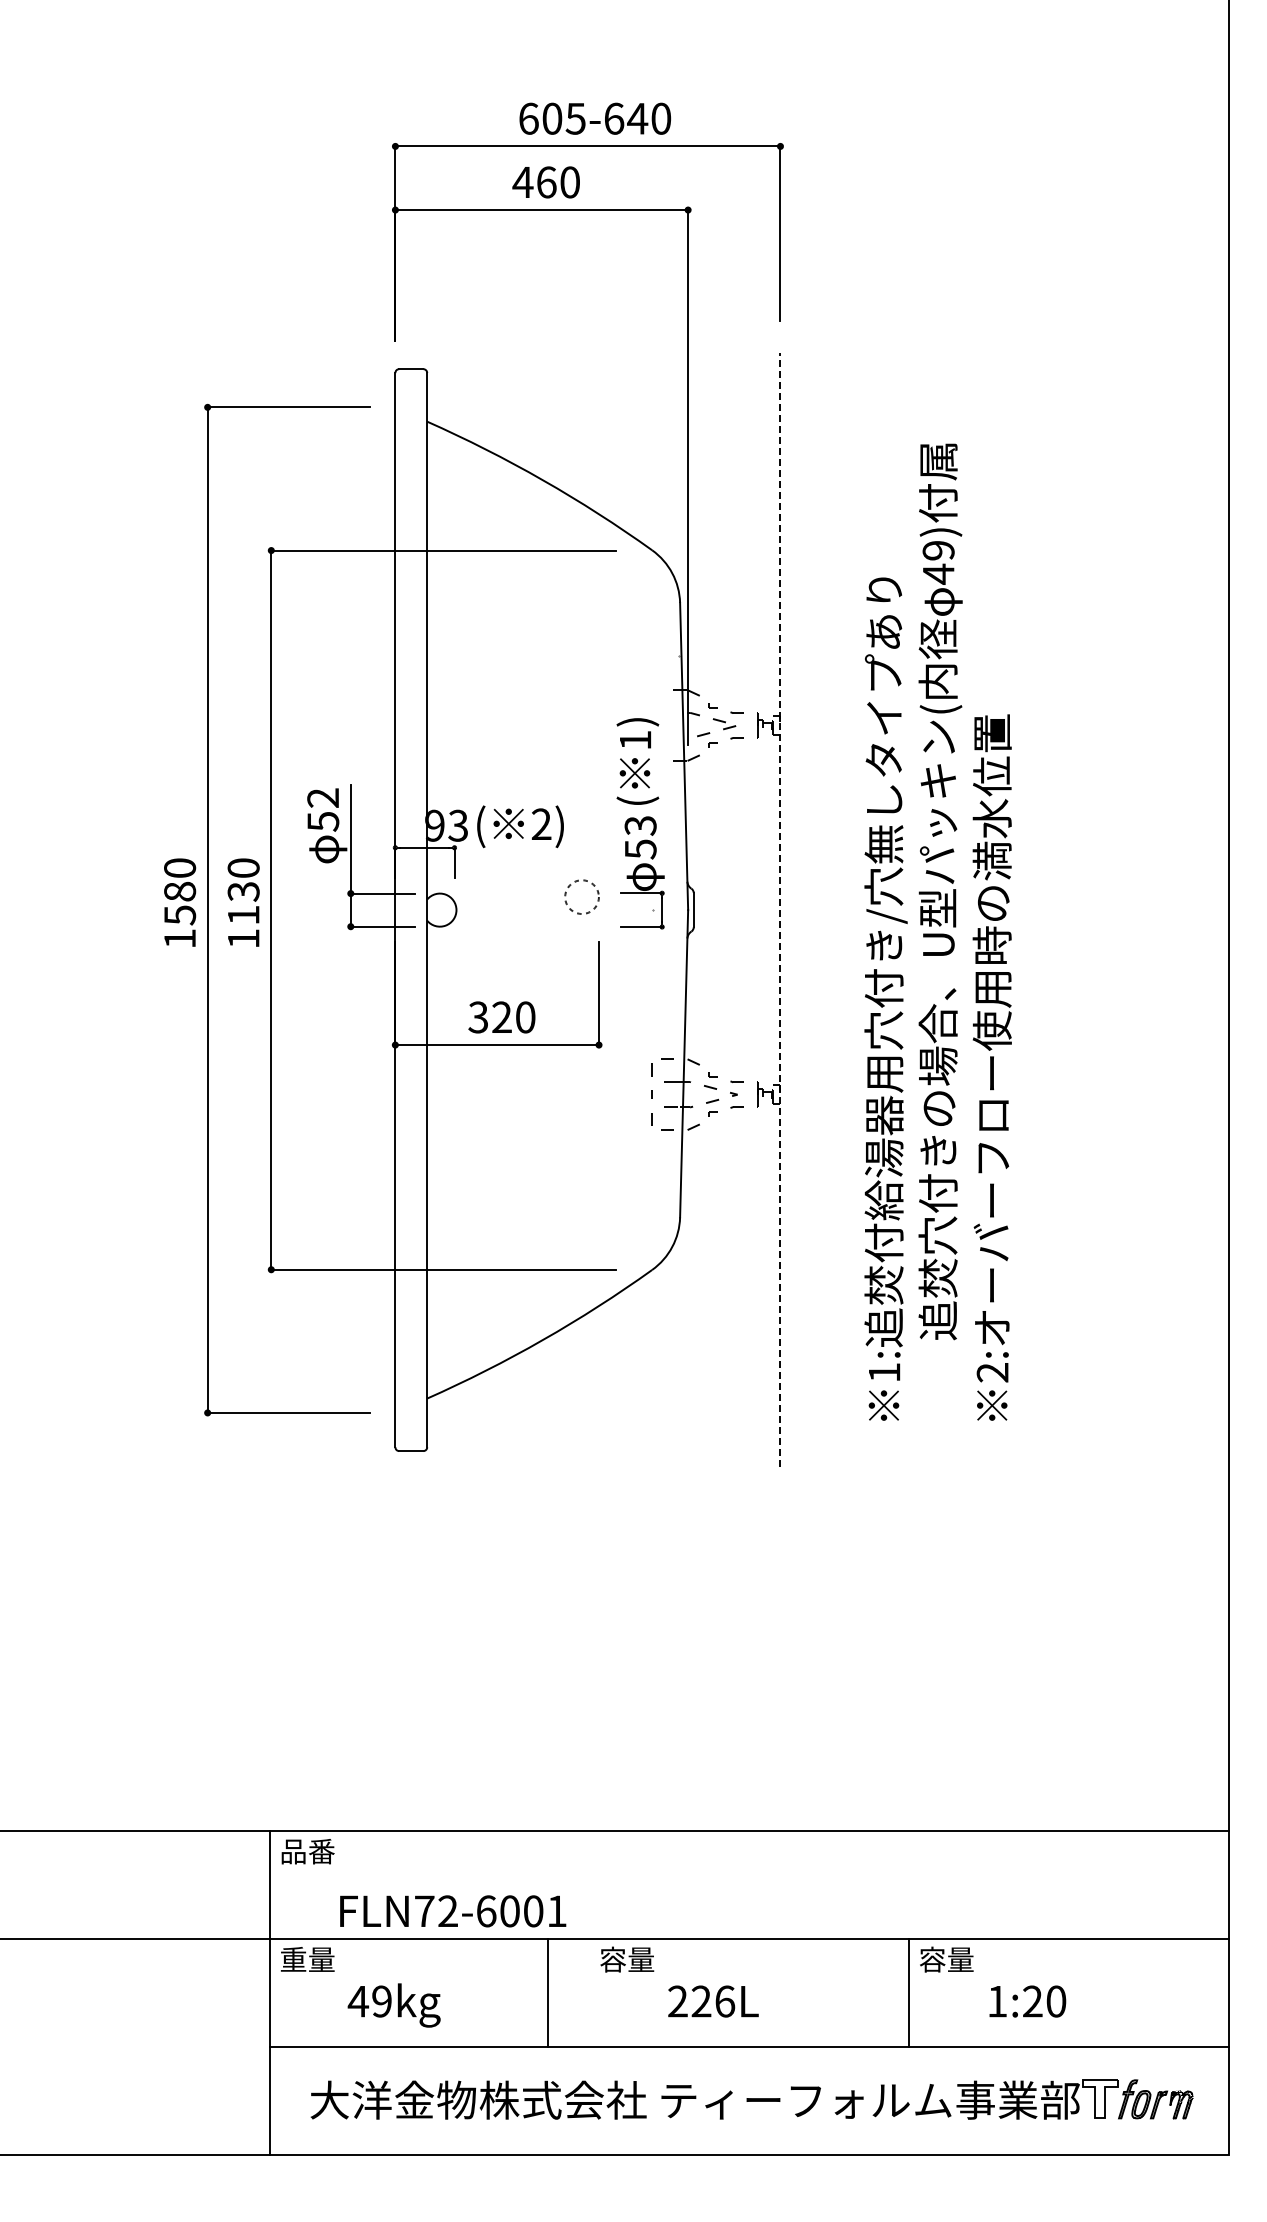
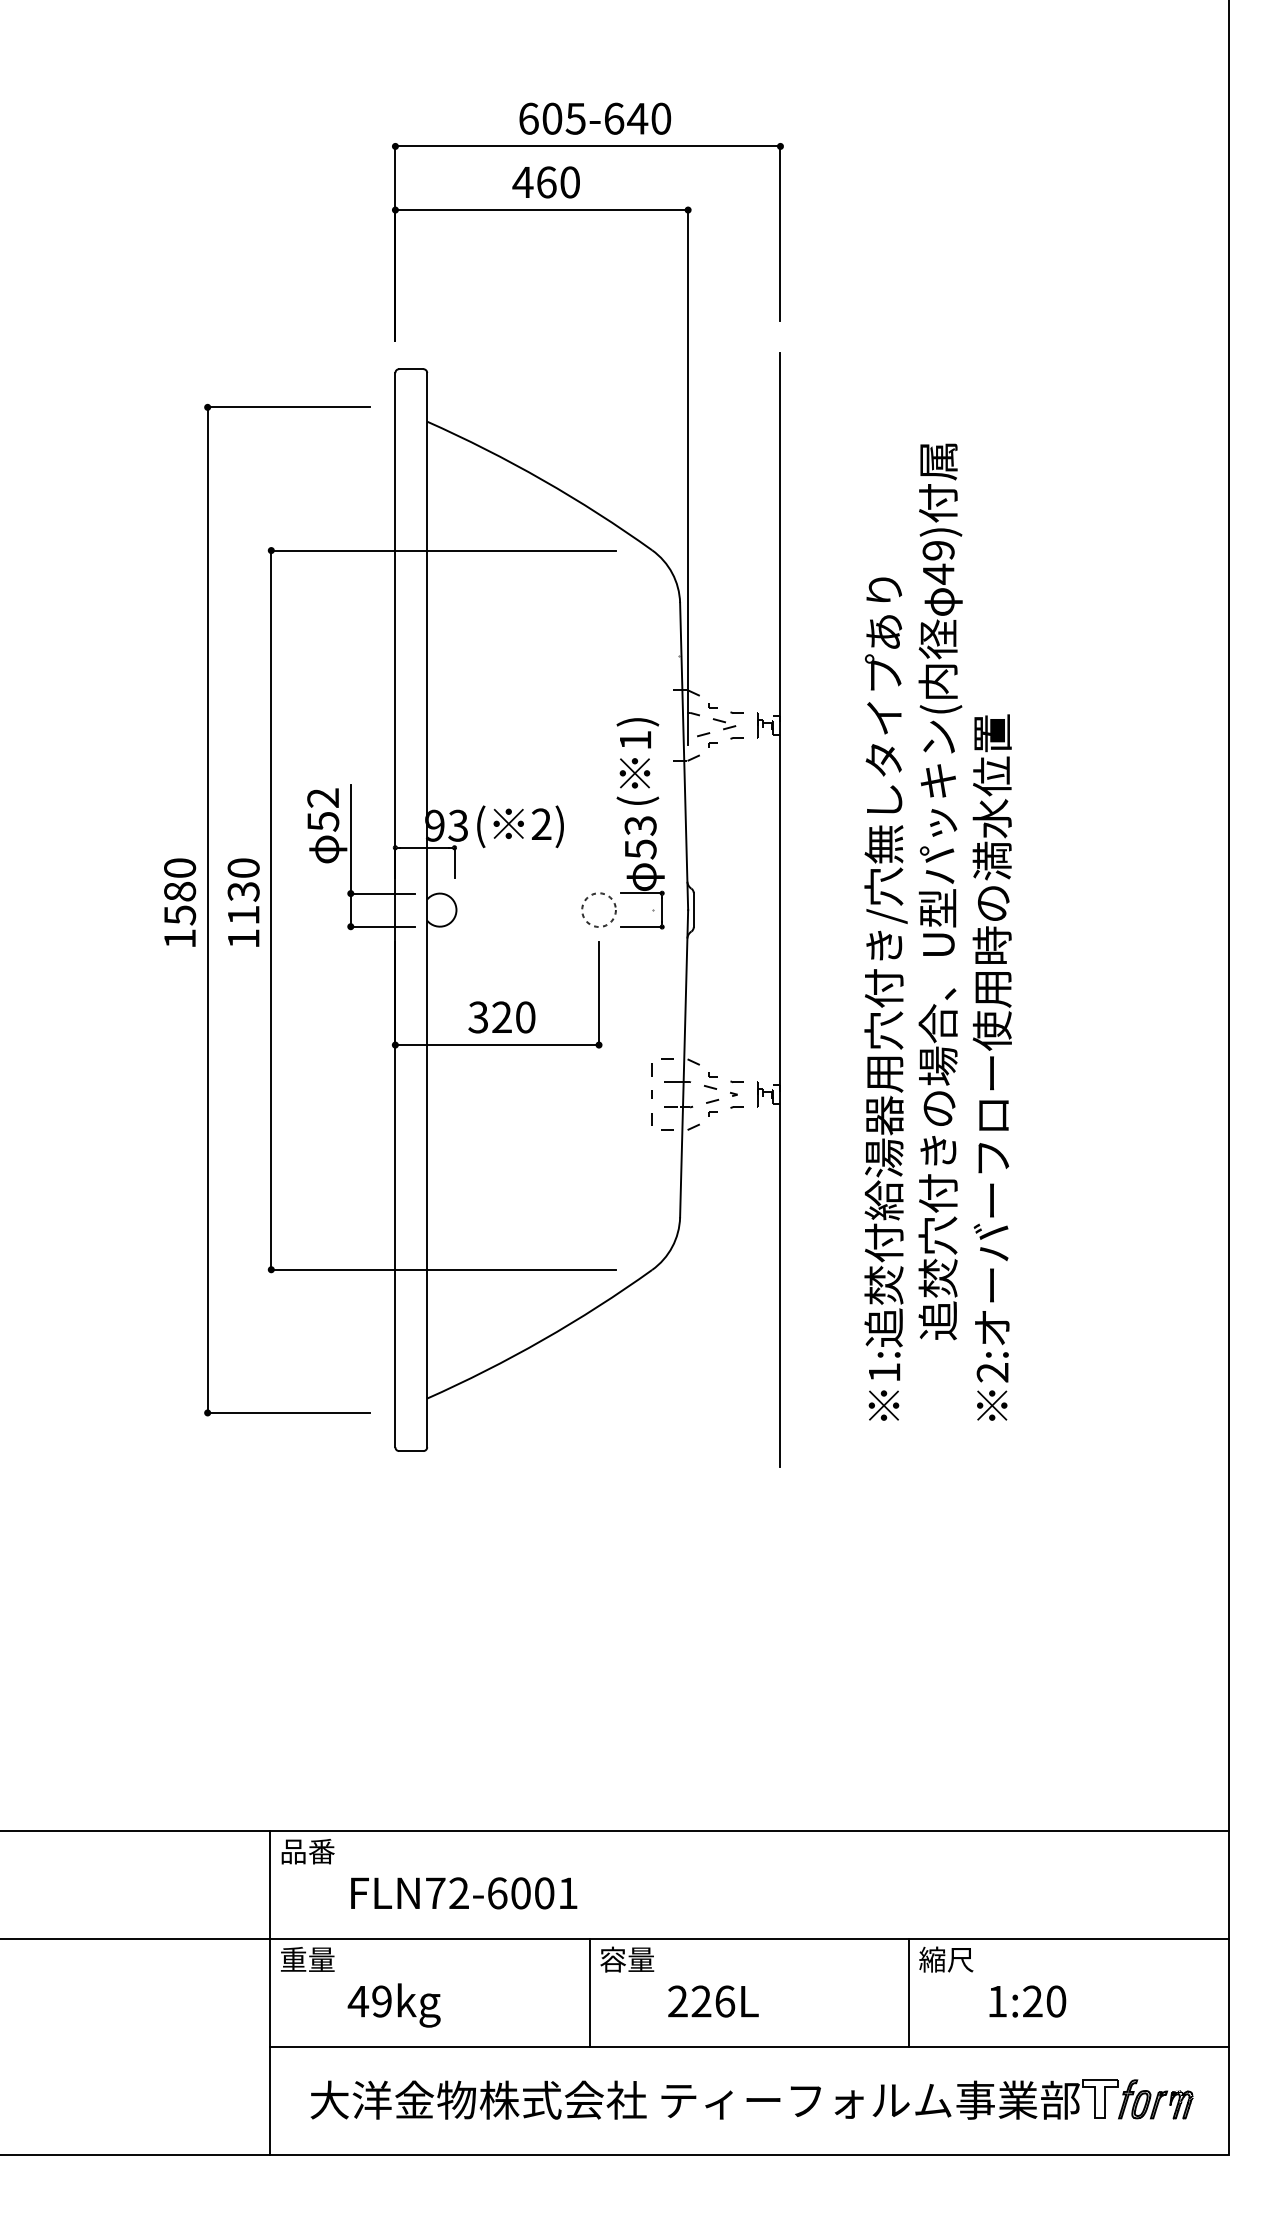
circle position: (581, 896) -> (598, 909) (598, 909)
line: dashed -> solid (780, 910)
text position: (453, 1911) -> (464, 1893) (464, 1893)
text: 容量 -> 縮尺 (946, 1959)
line position: (547, 1992) -> (589, 1992) (589, 1992)
